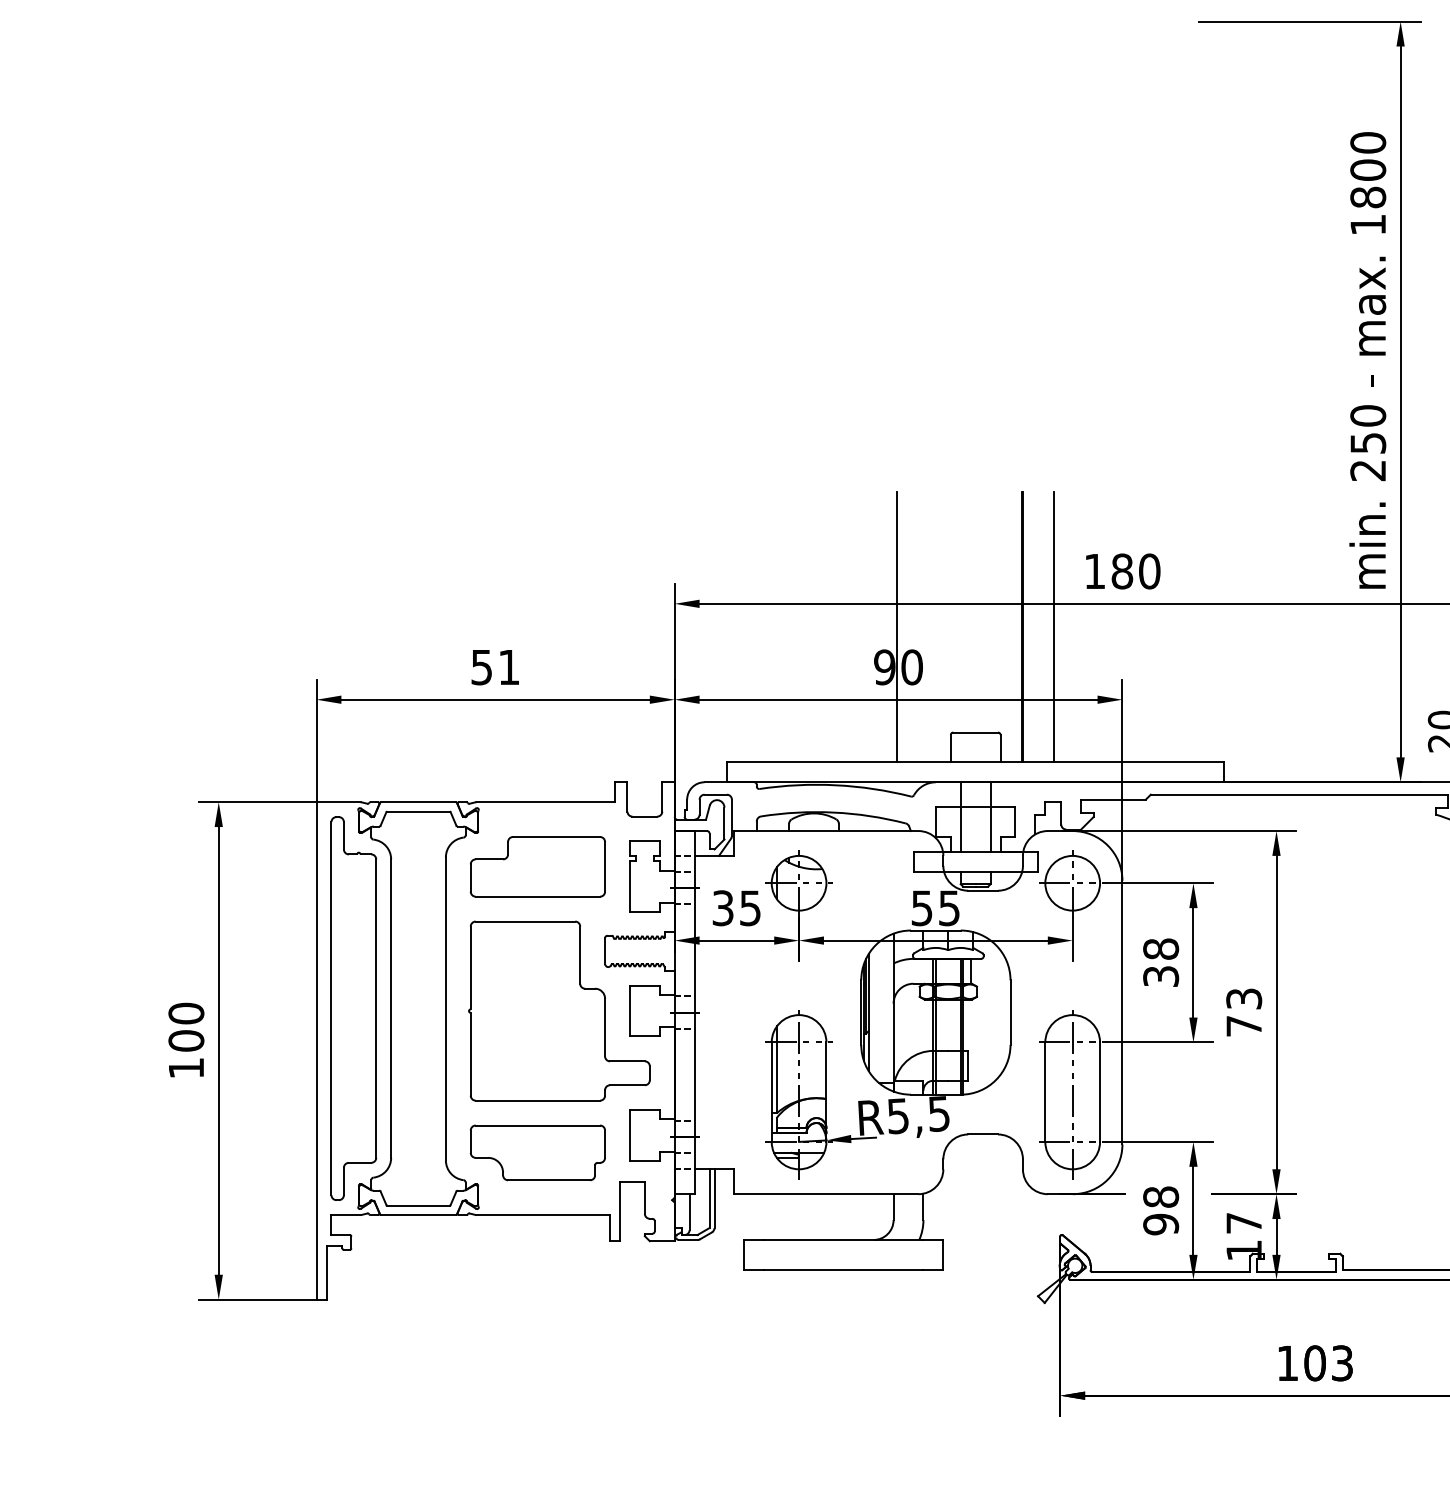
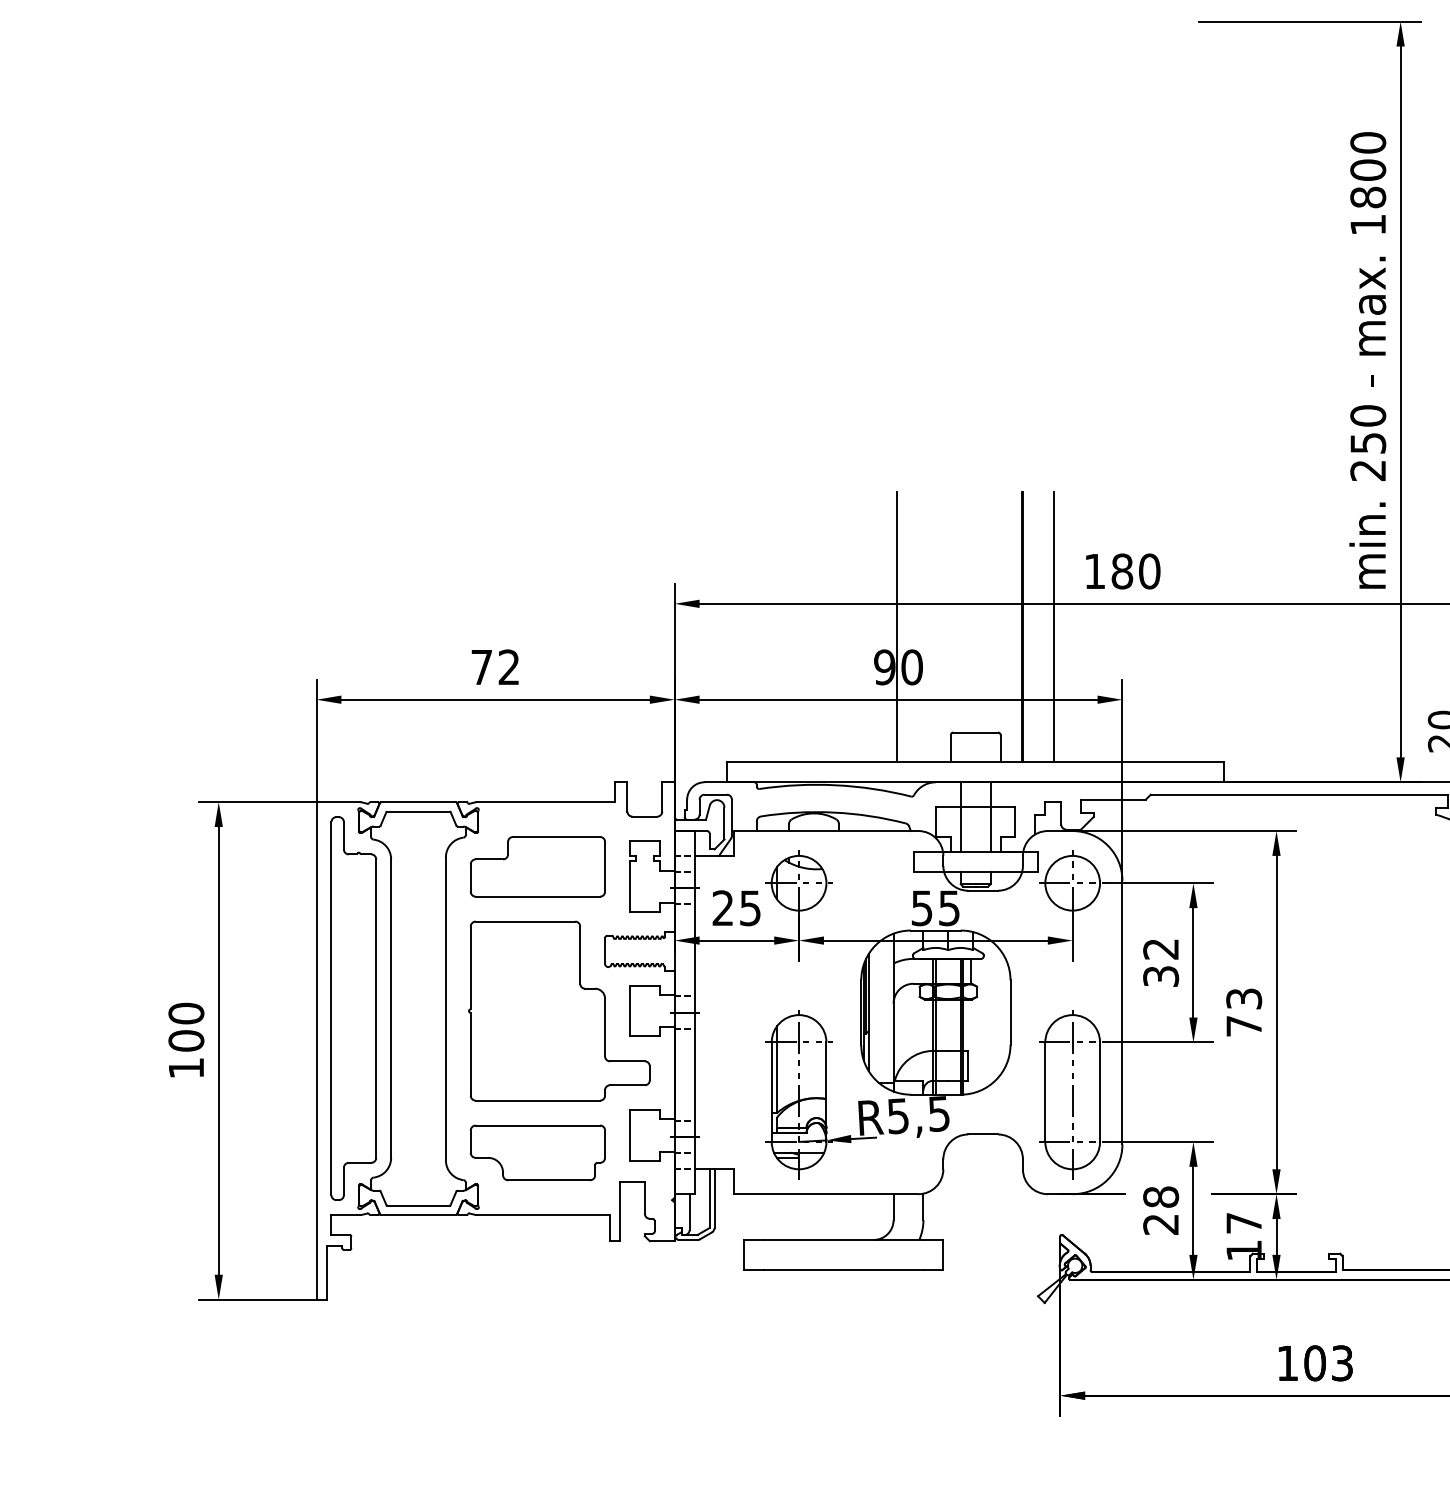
text: 51 -> 72 (494, 667)
text: 35 -> 25 (722, 908)
text: 38 -> 32 (1161, 948)
text: 98 -> 28 (1161, 1224)
